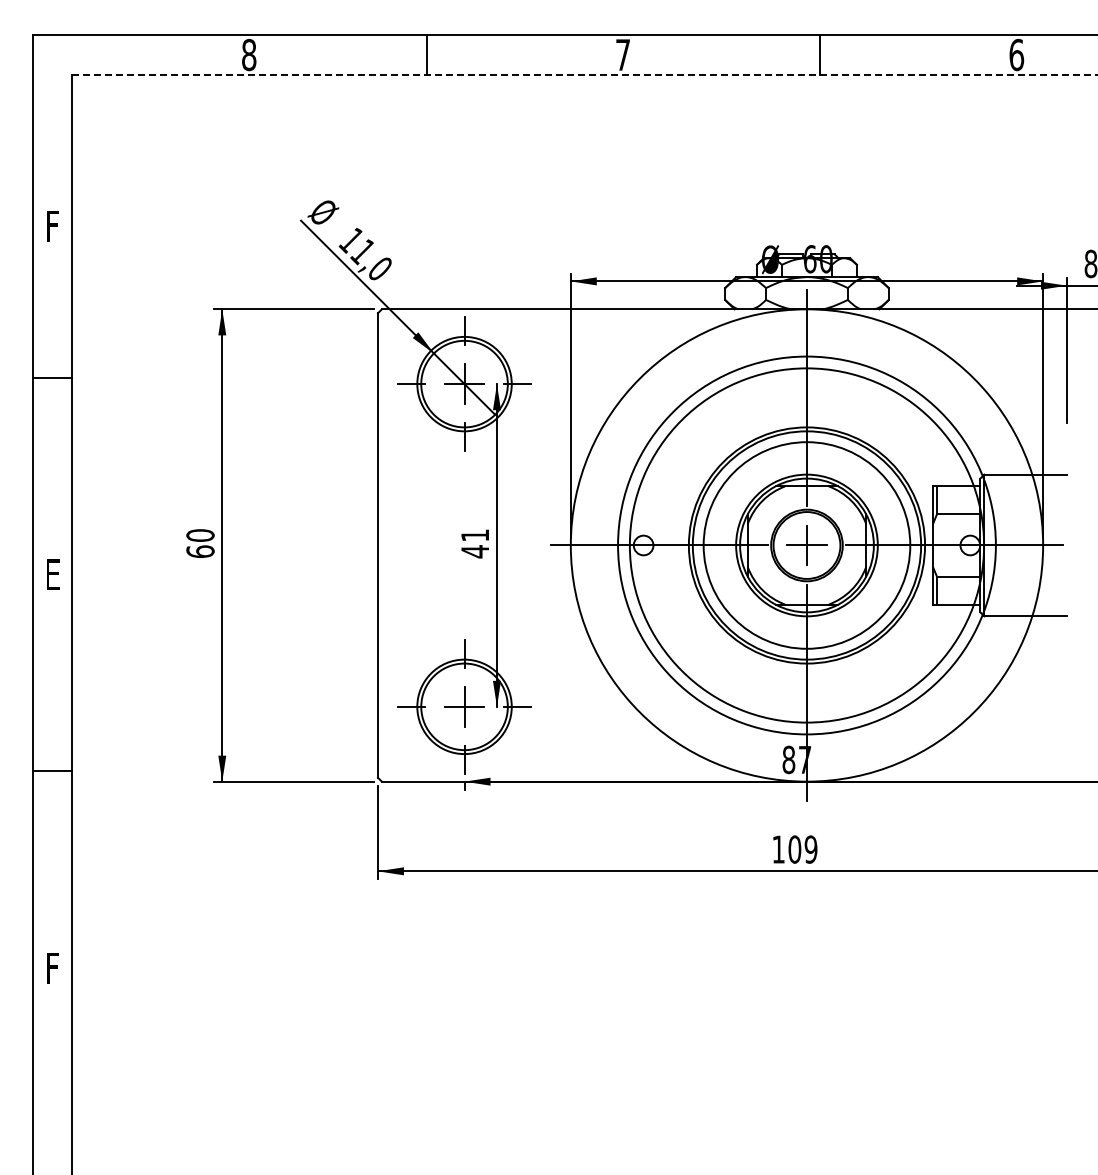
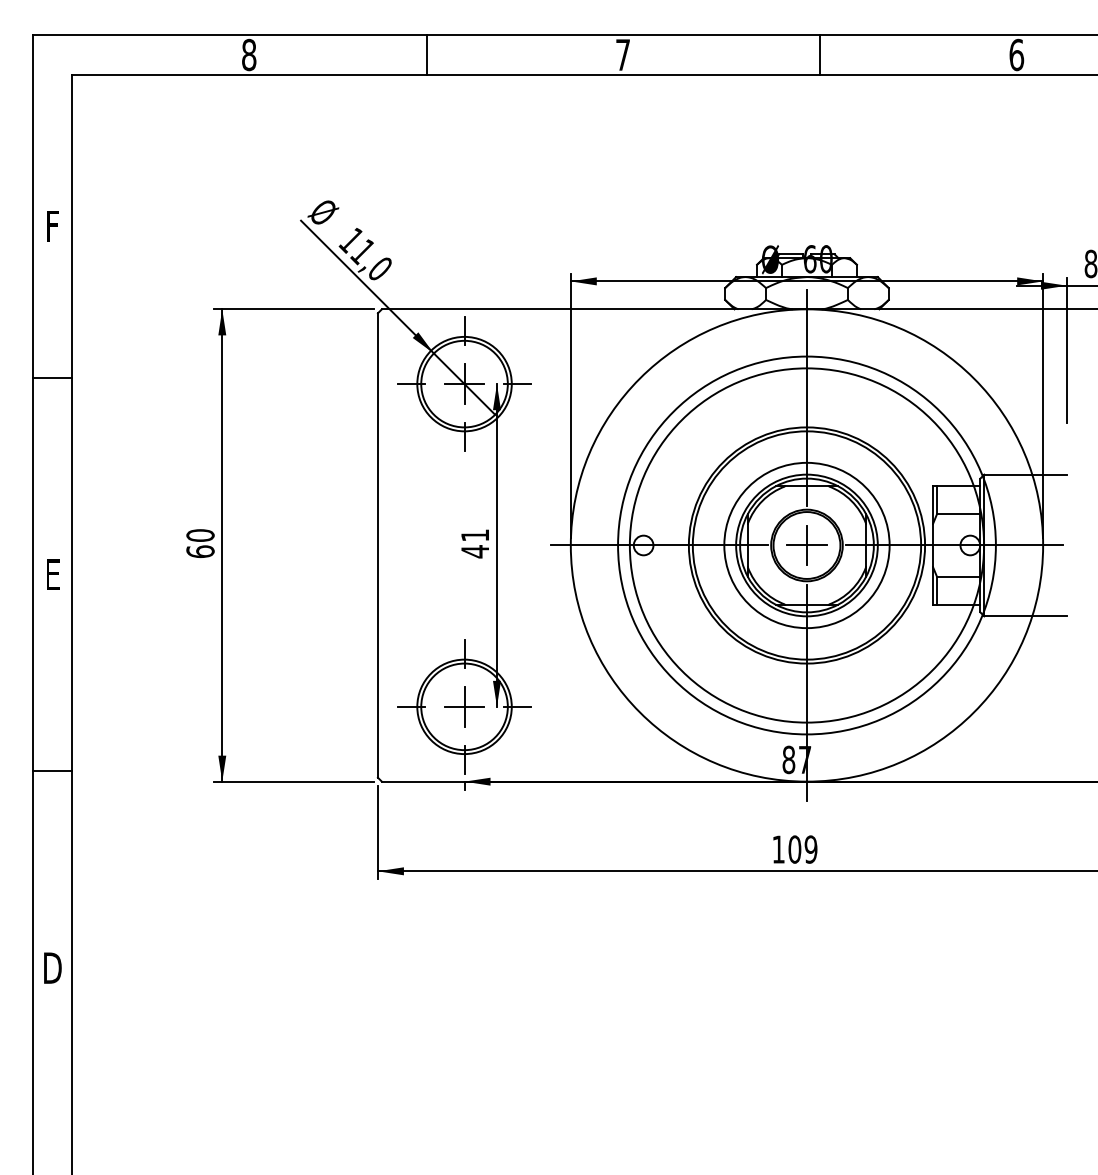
line: dashed -> solid (585, 74)
circle diameter: 207 px -> 165 px (806, 545)
text: F -> D (52, 967)
